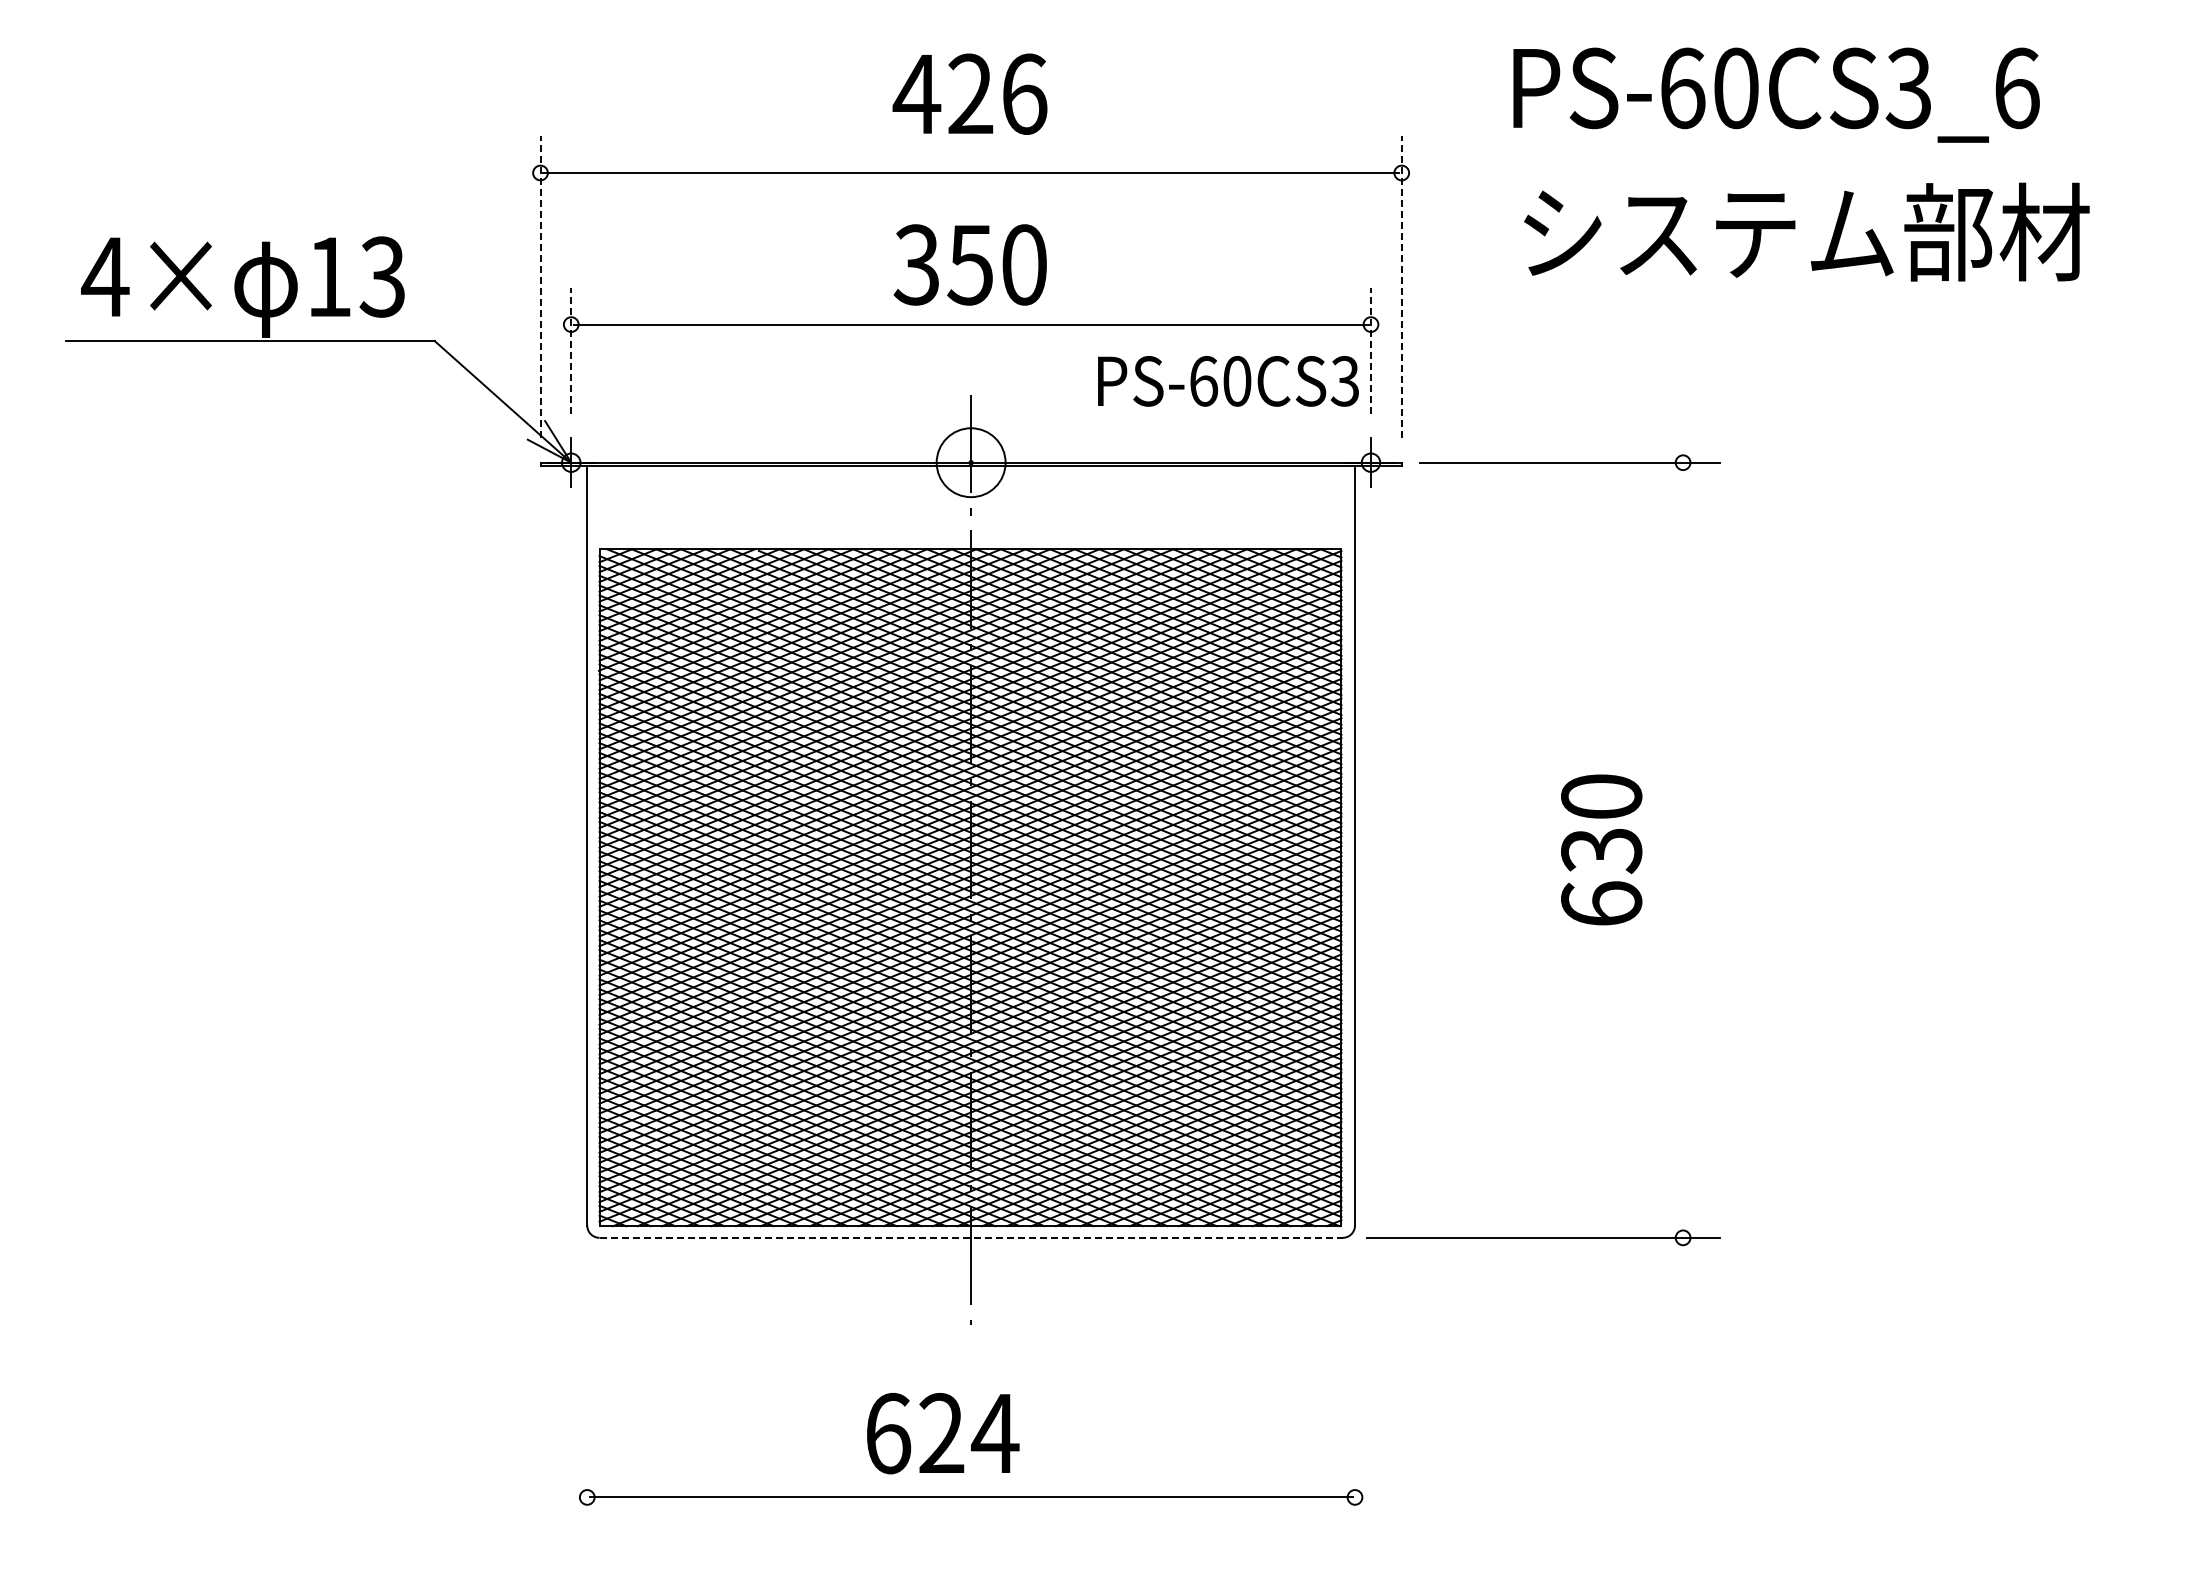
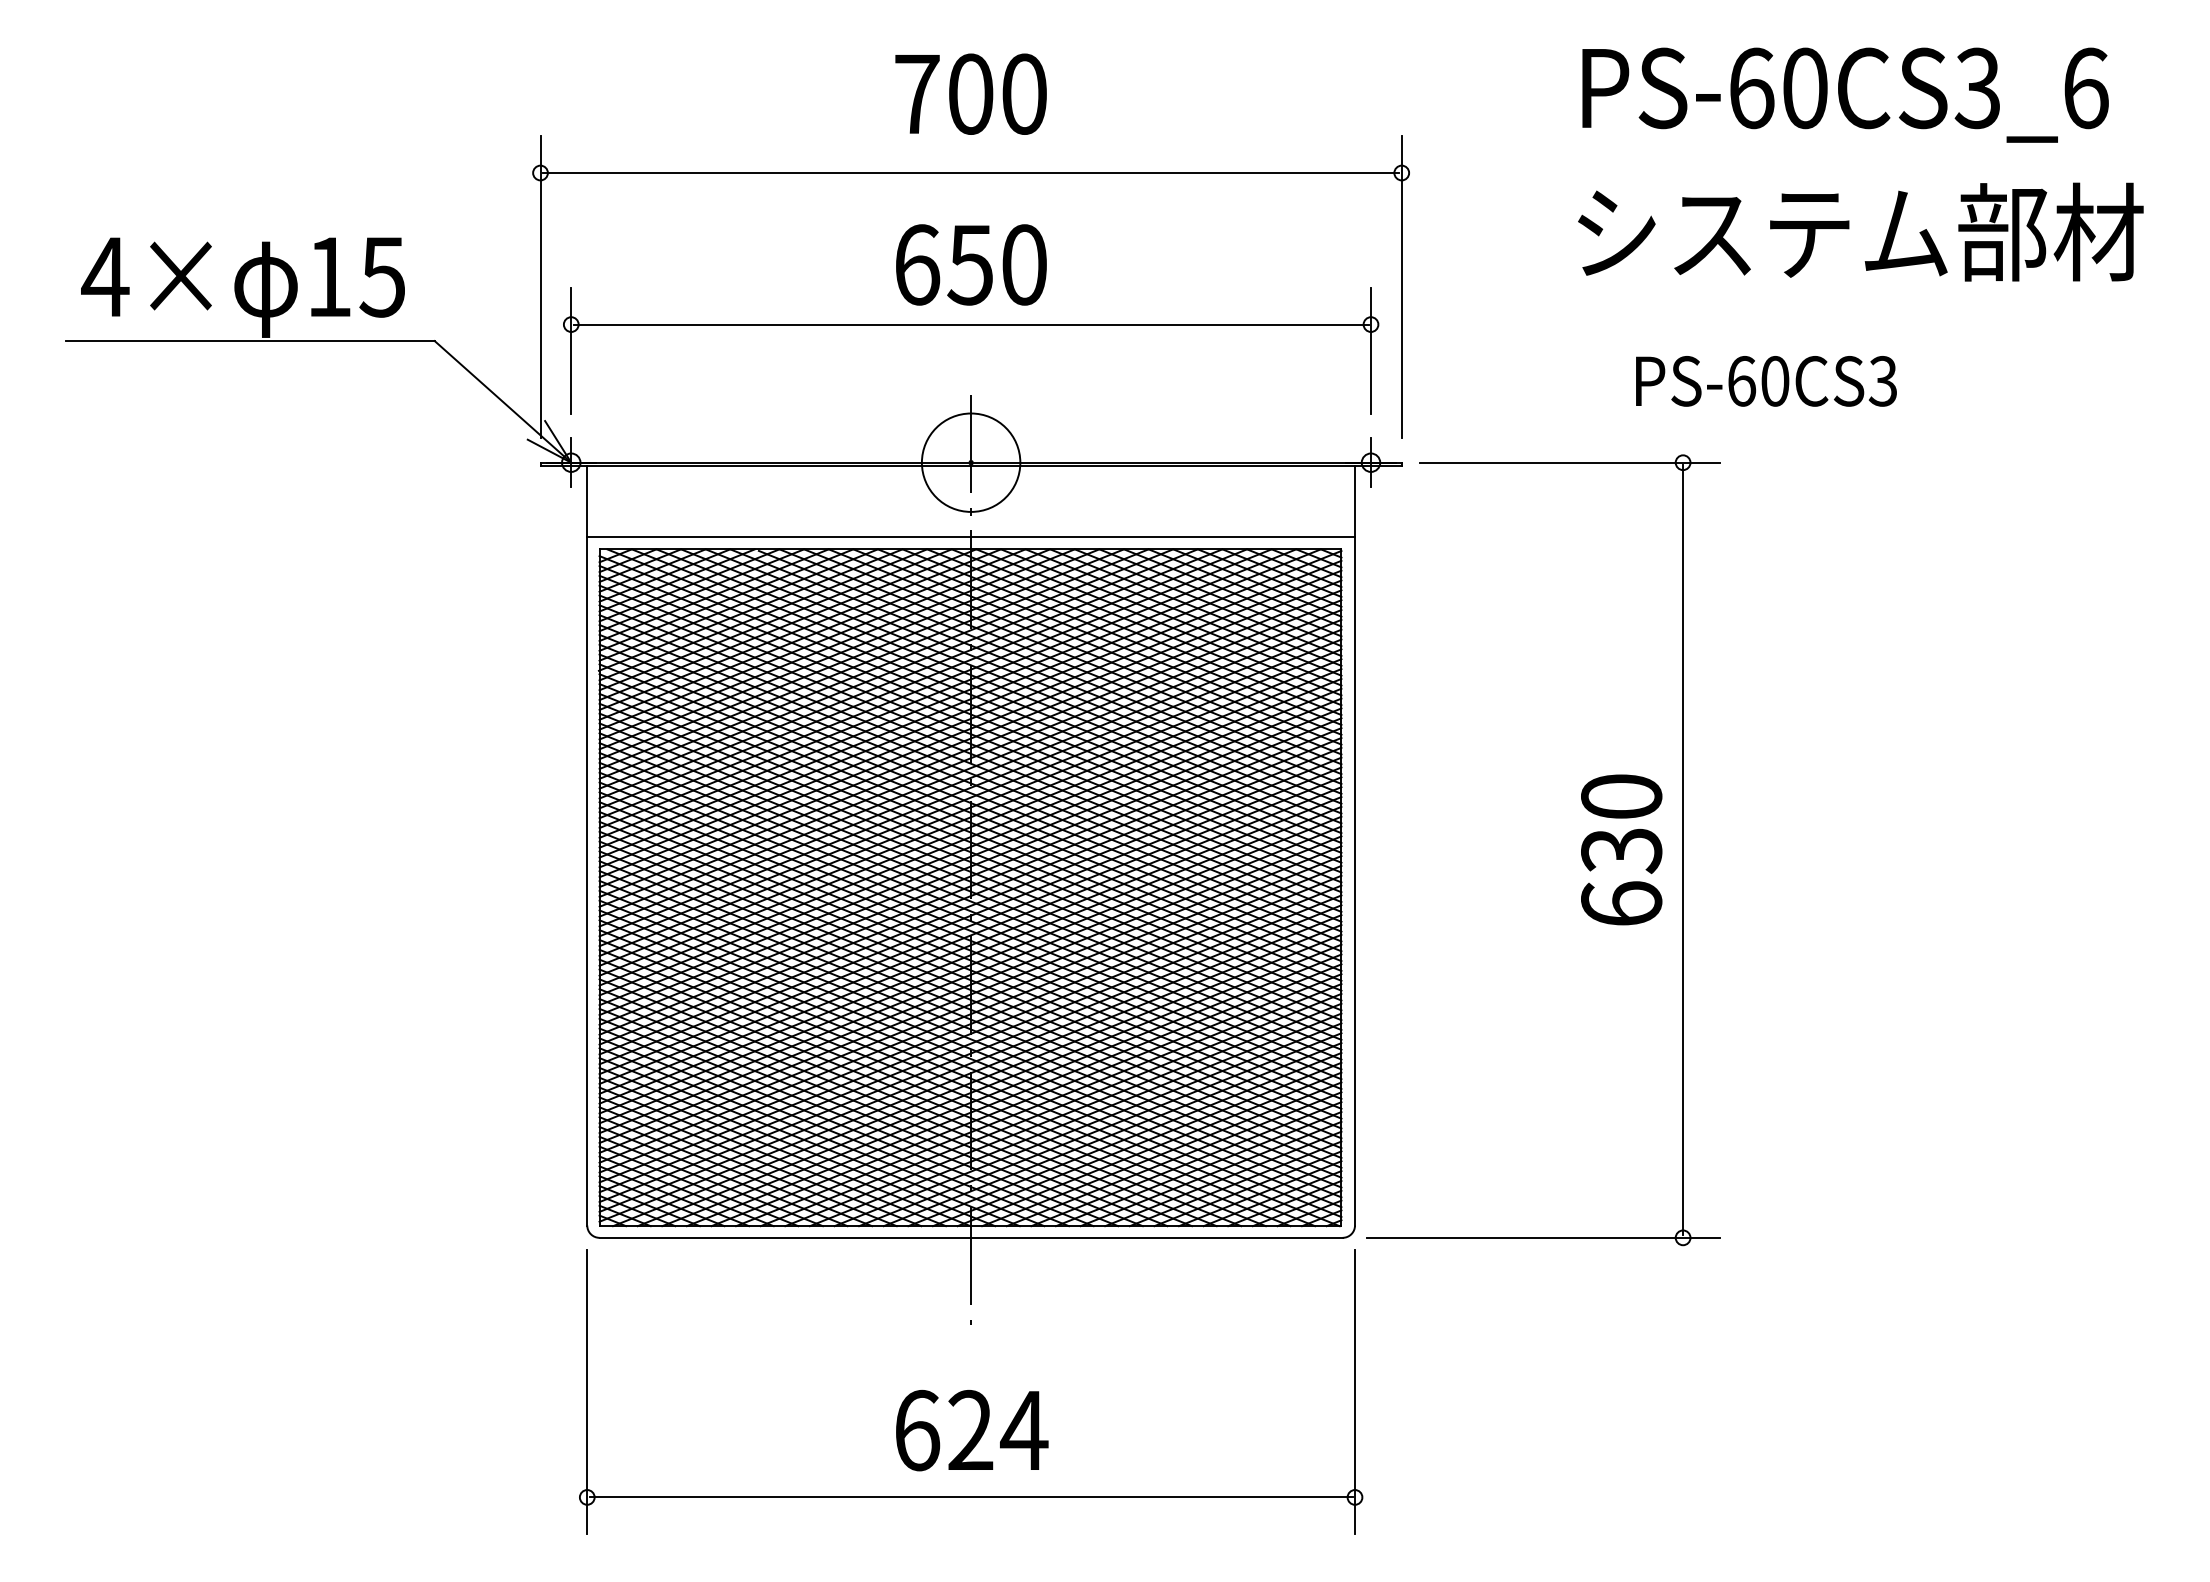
text: 426 -> 700 (969, 93)
text position: (1776, 94) -> (1845, 94) (1845, 94)
text position: (1806, 231) -> (1860, 231) (1860, 231)
text: 350 -> 650 (916, 264)
text: 13 -> 15 (381, 276)
line: dashed -> solid (540, 287)
line: dashed -> solid (1401, 287)
line: dashed -> solid (571, 350)
line: dashed -> solid (1371, 350)
text position: (1228, 381) -> (1766, 381) (1766, 381)
circle diameter: 69 px -> 98 px (970, 462)
line: none -> present (971, 537)
text position: (1601, 849) -> (1621, 849) (1621, 849)
line: none -> present (1683, 850)
line: dashed -> solid (971, 1237)
line: none -> present (587, 1392)
line: none -> present (1355, 1392)
text position: (943, 1433) -> (972, 1430) (972, 1430)
